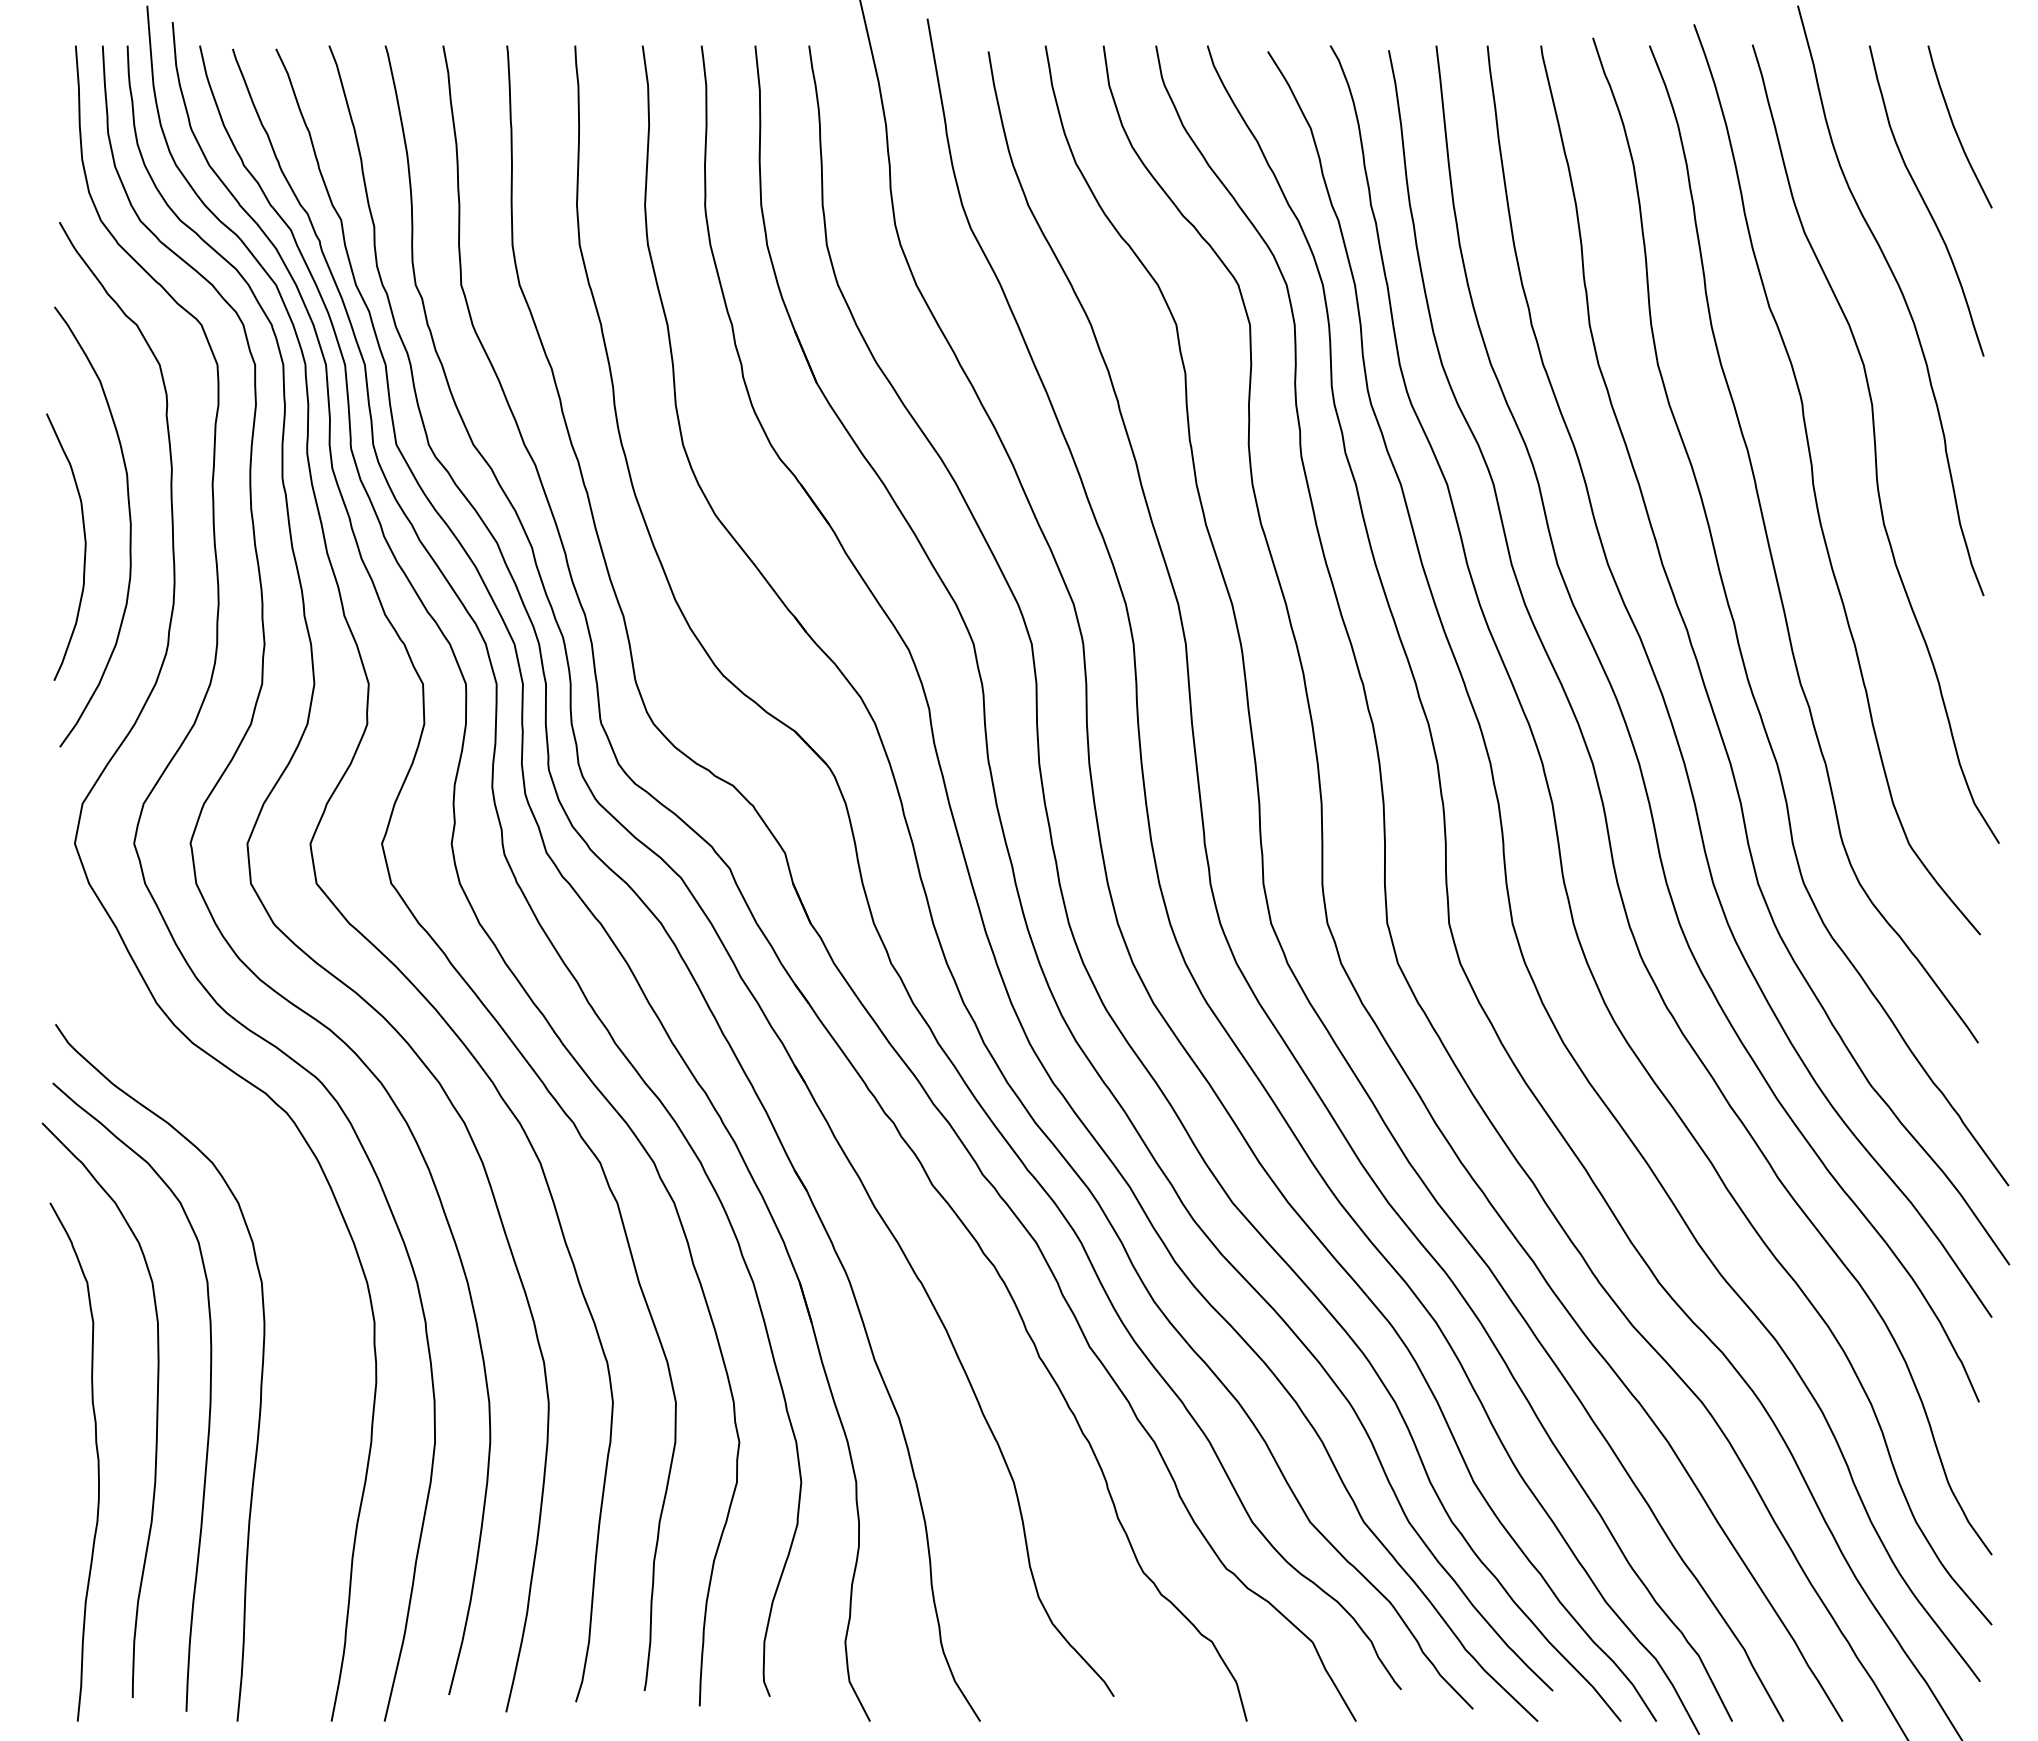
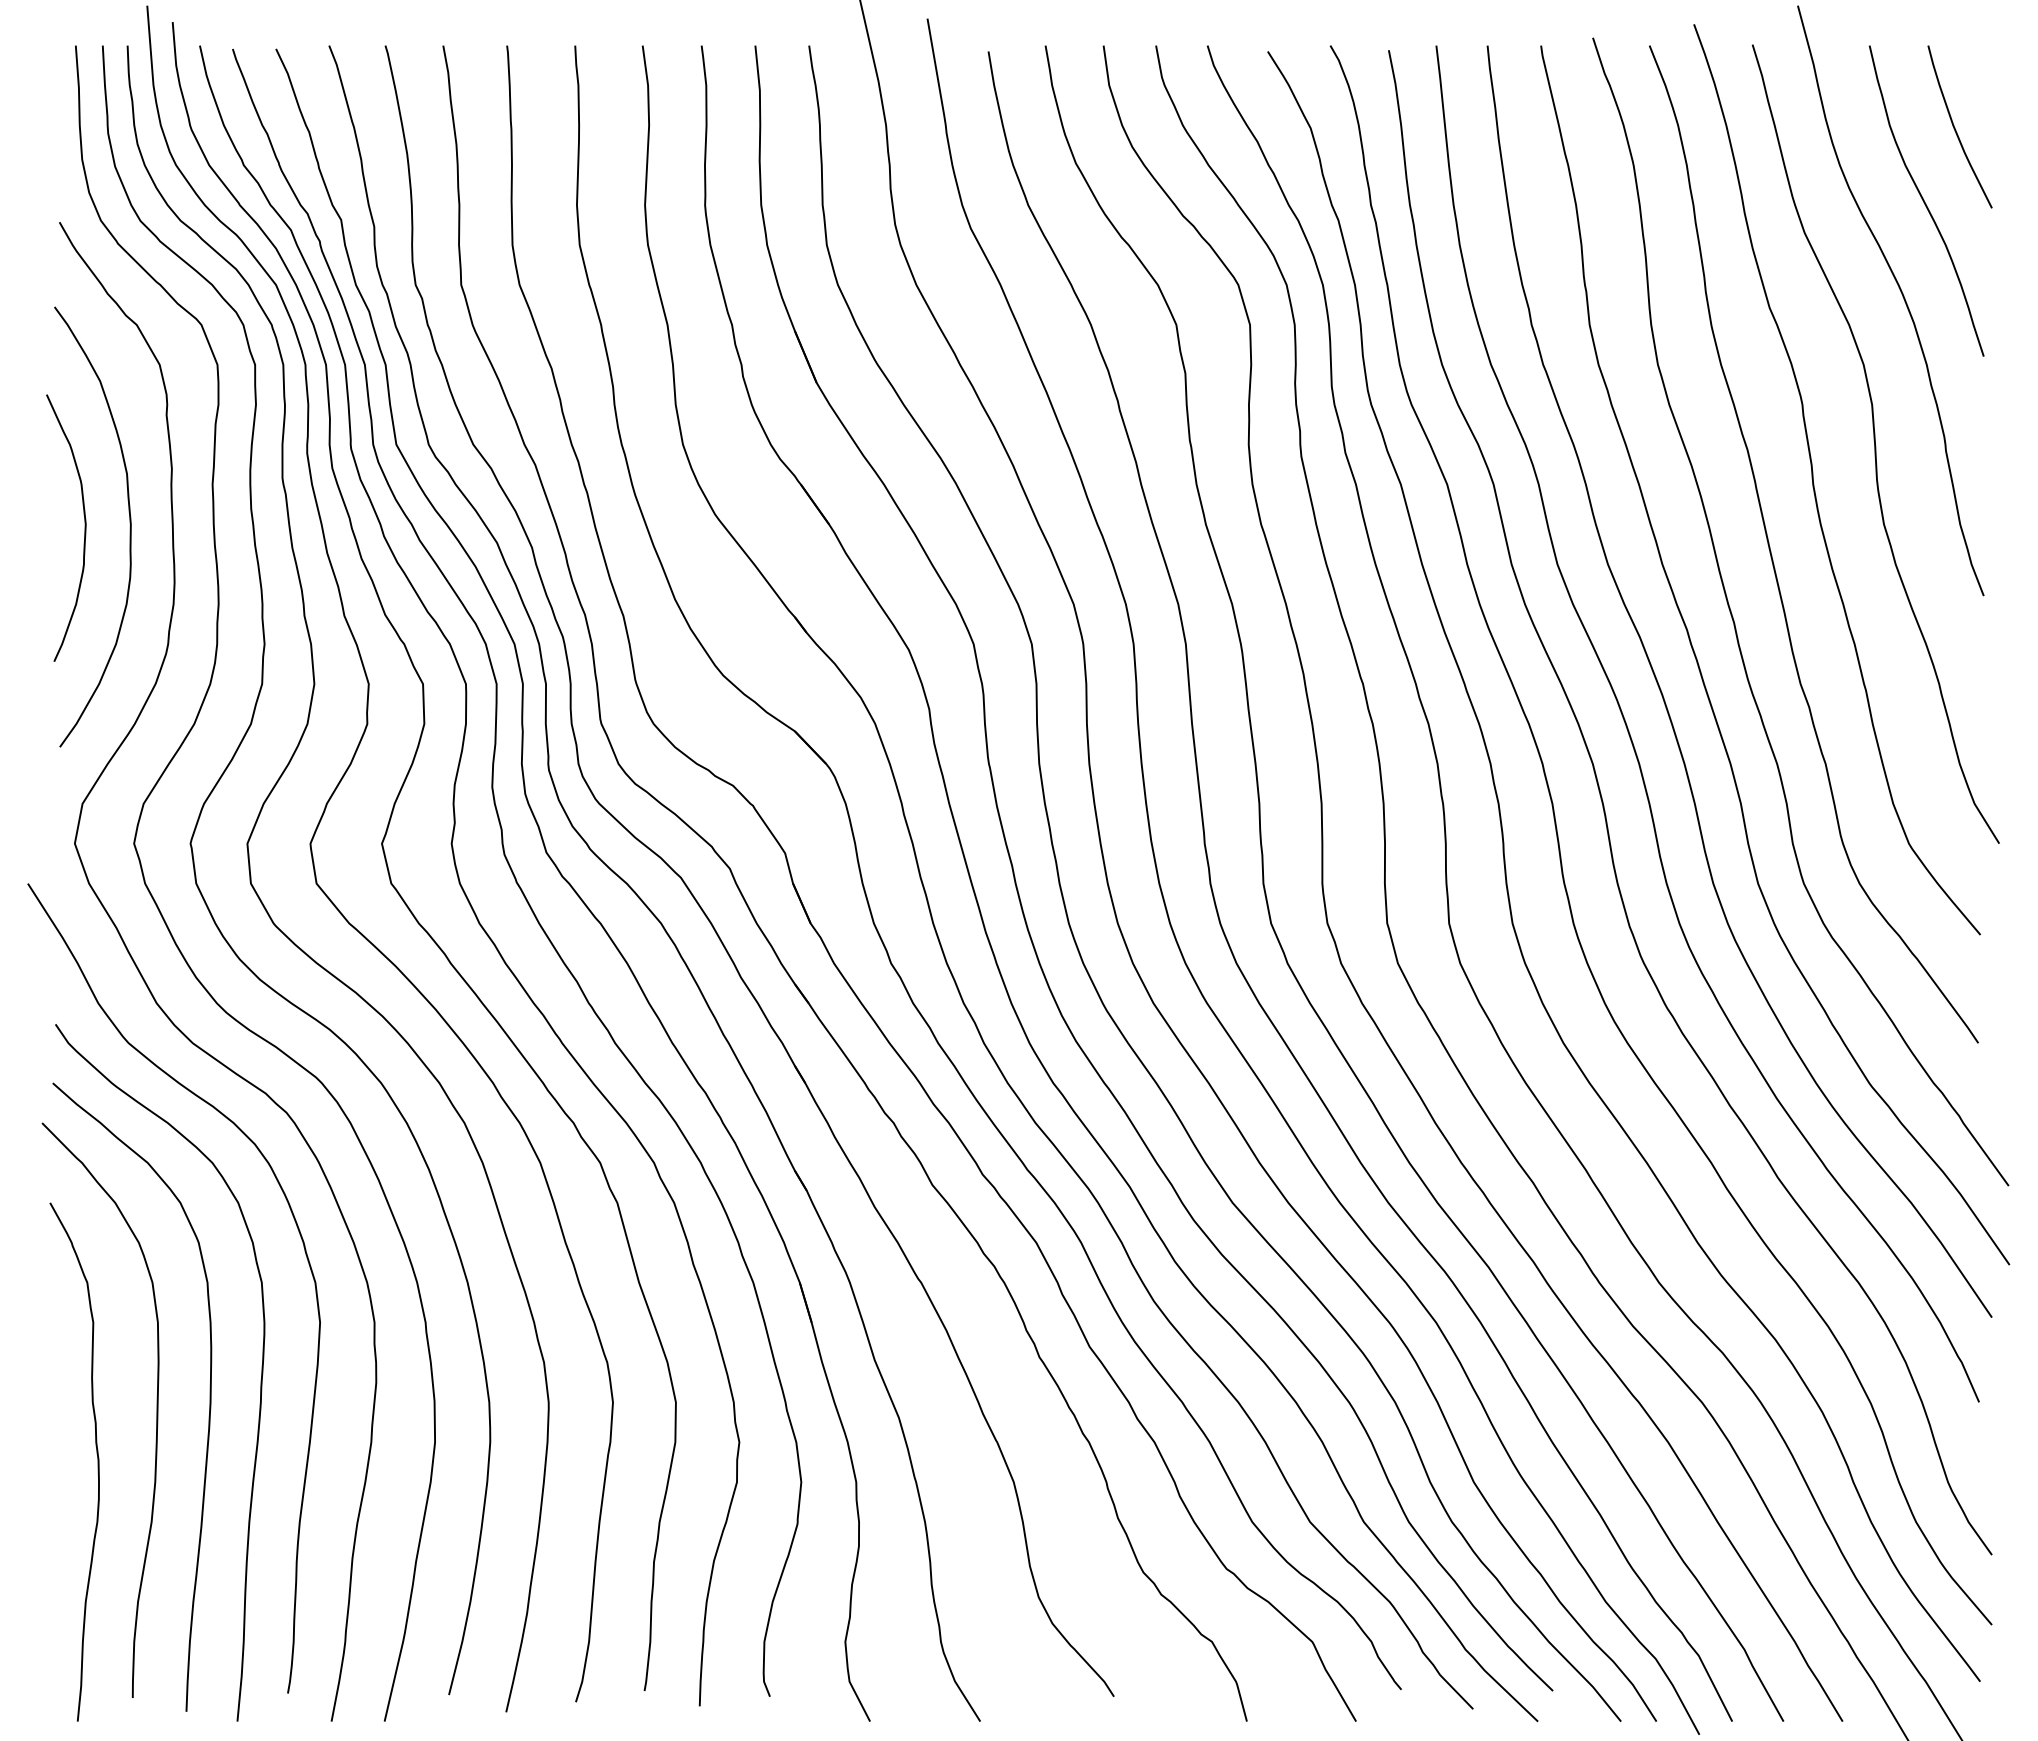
curve position: (84, 546) -> (84, 527) (84, 527)
curve: none -> present (305, 1255)
